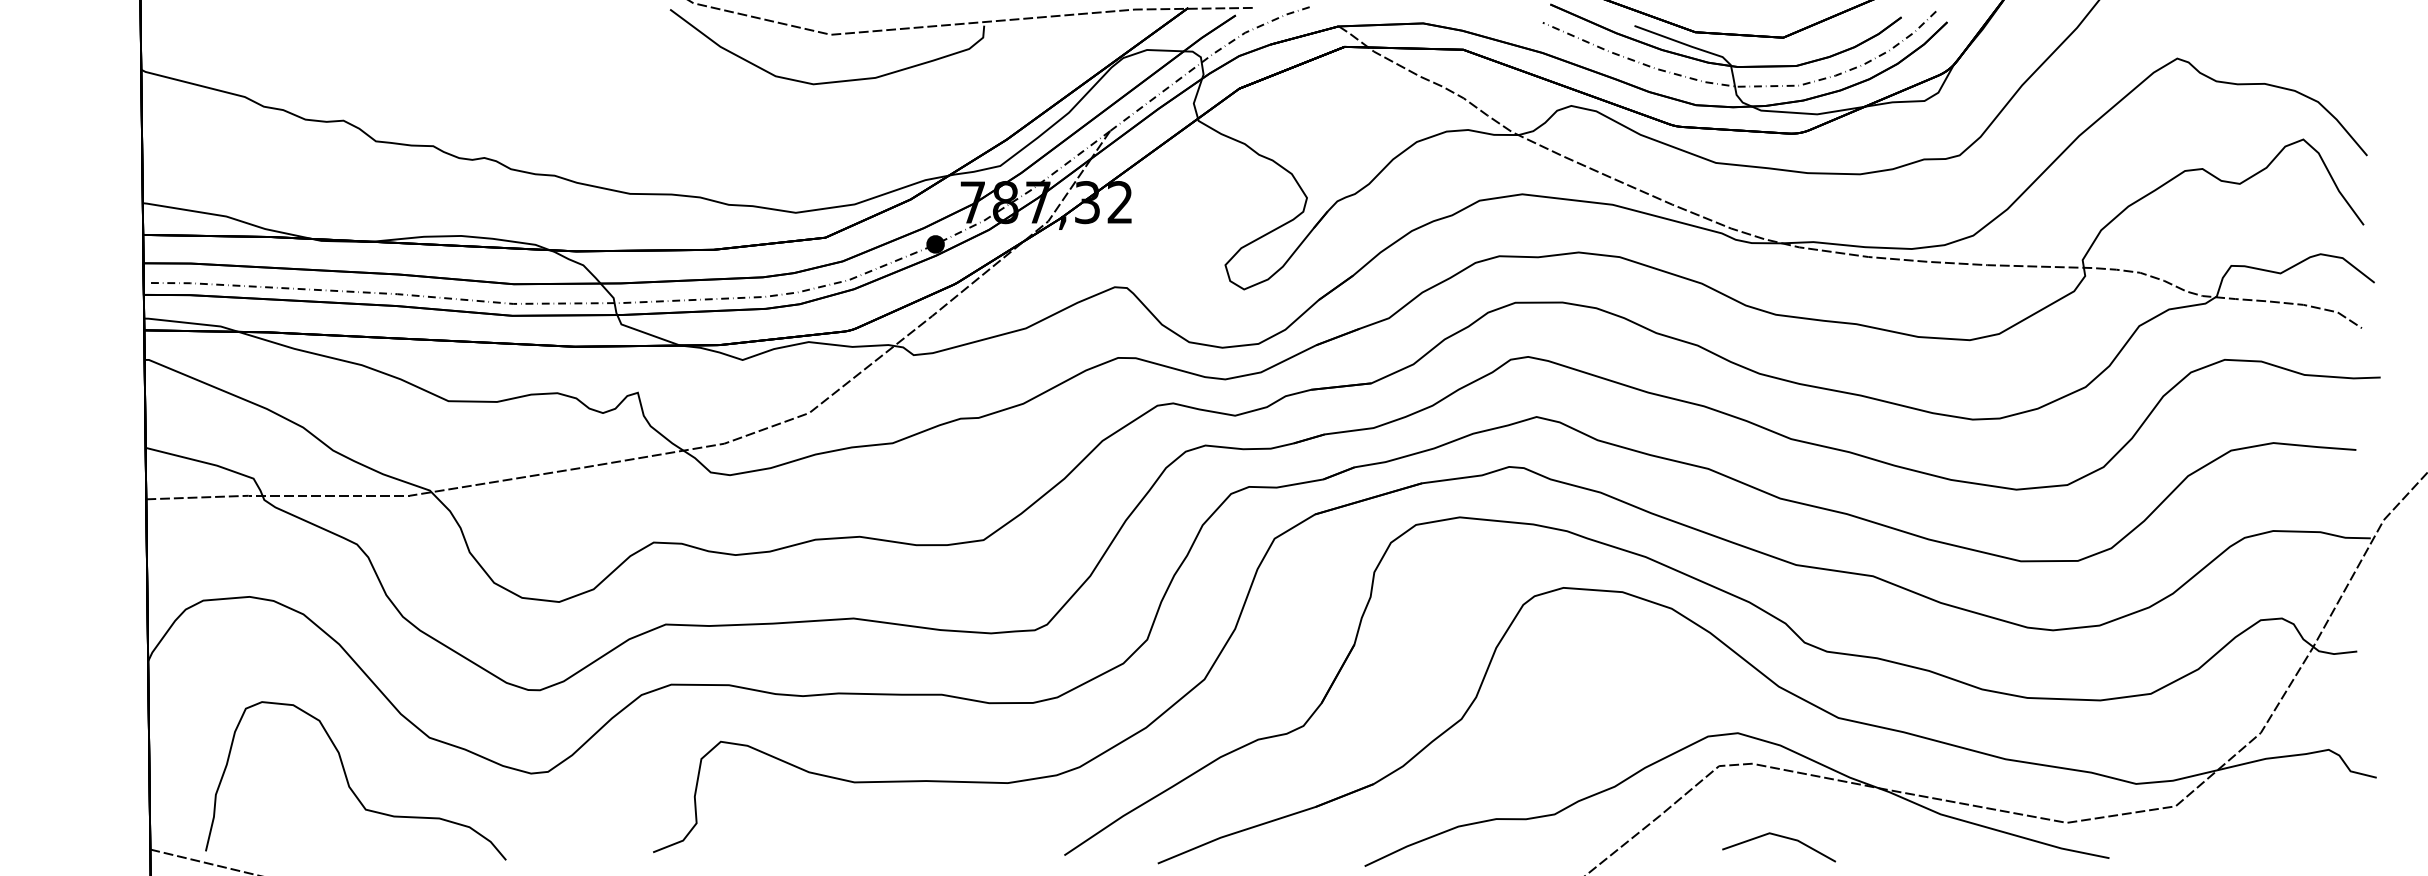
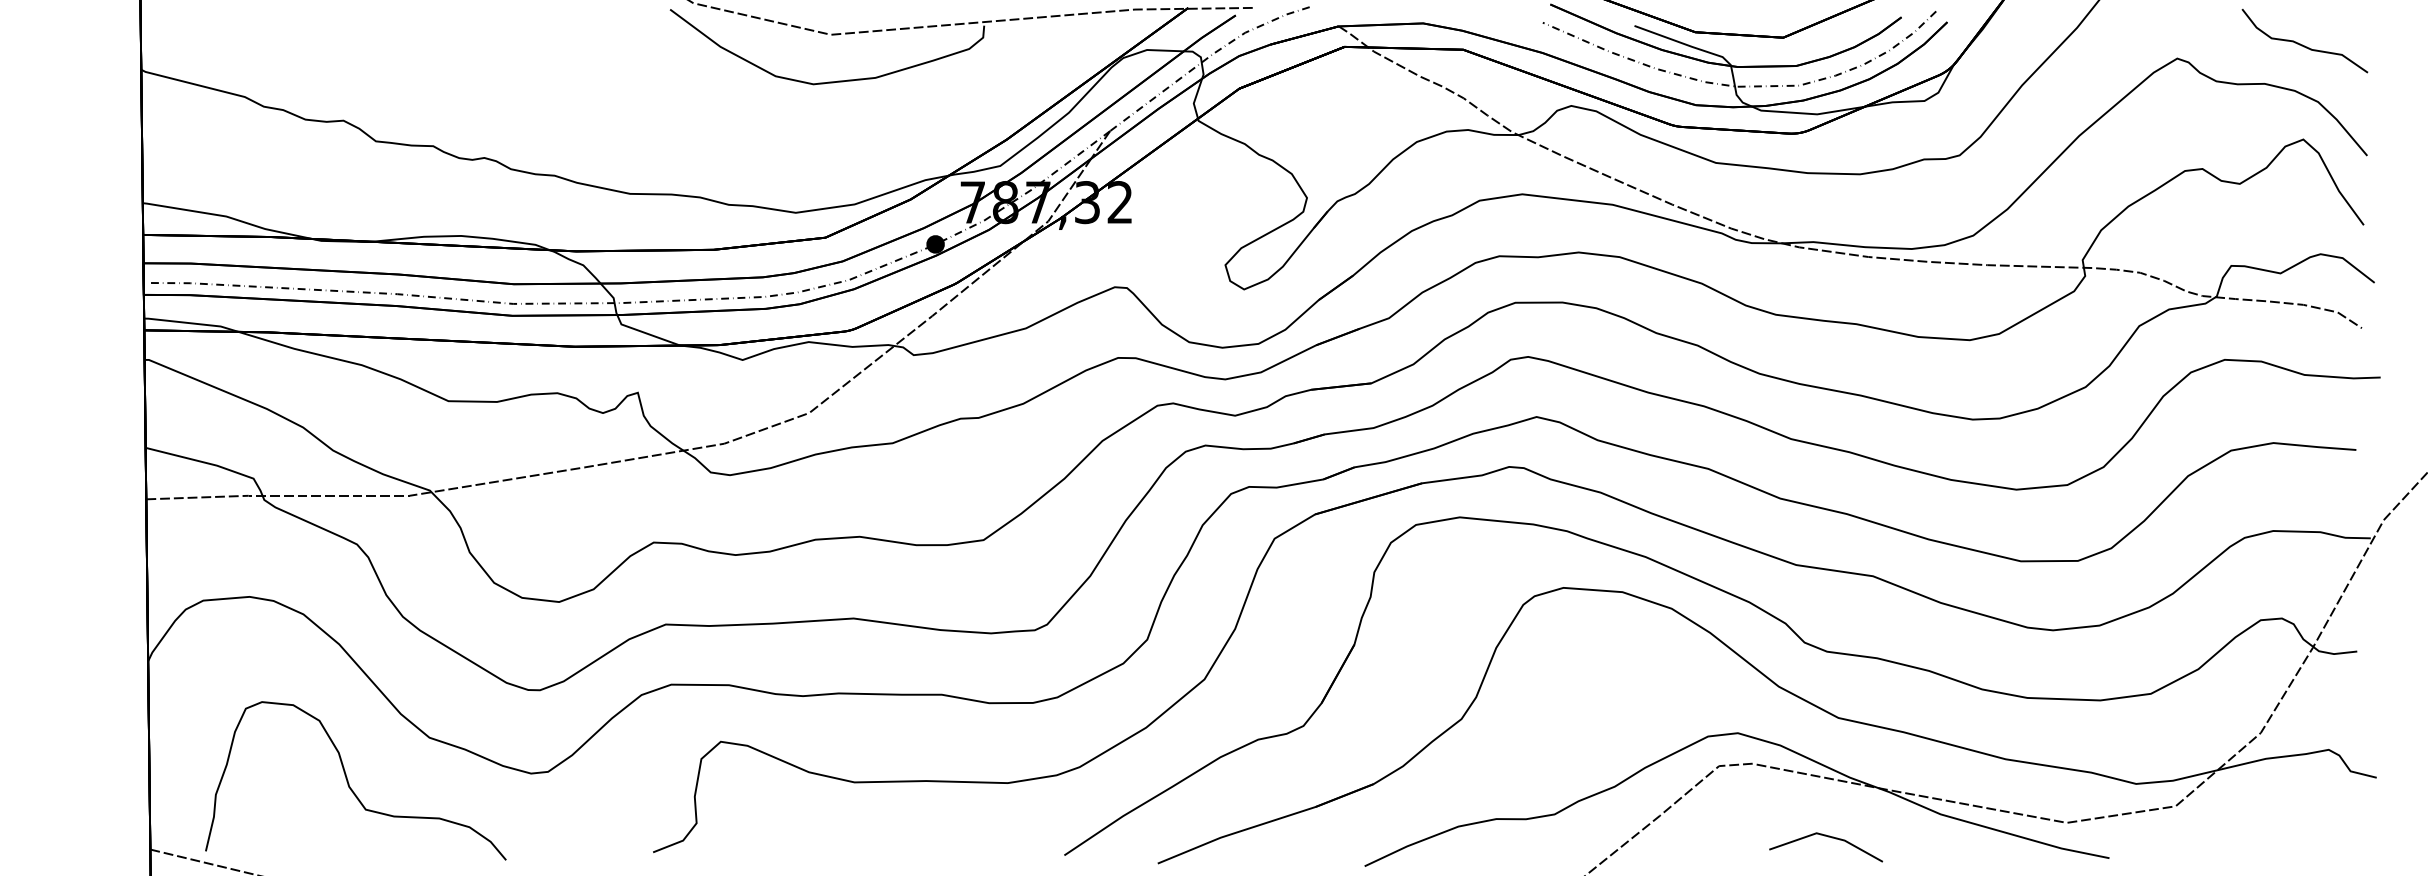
curve: none -> present (2302, 44)
line position: (1781, 837) -> (1828, 837) (1828, 837)
